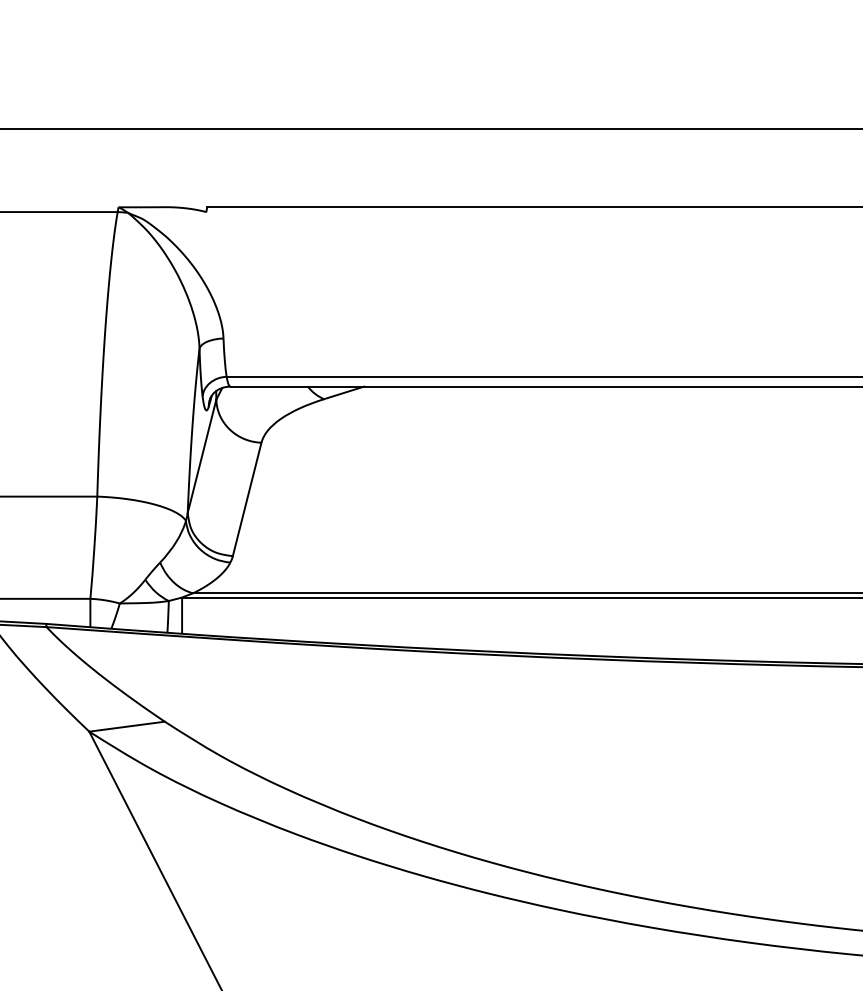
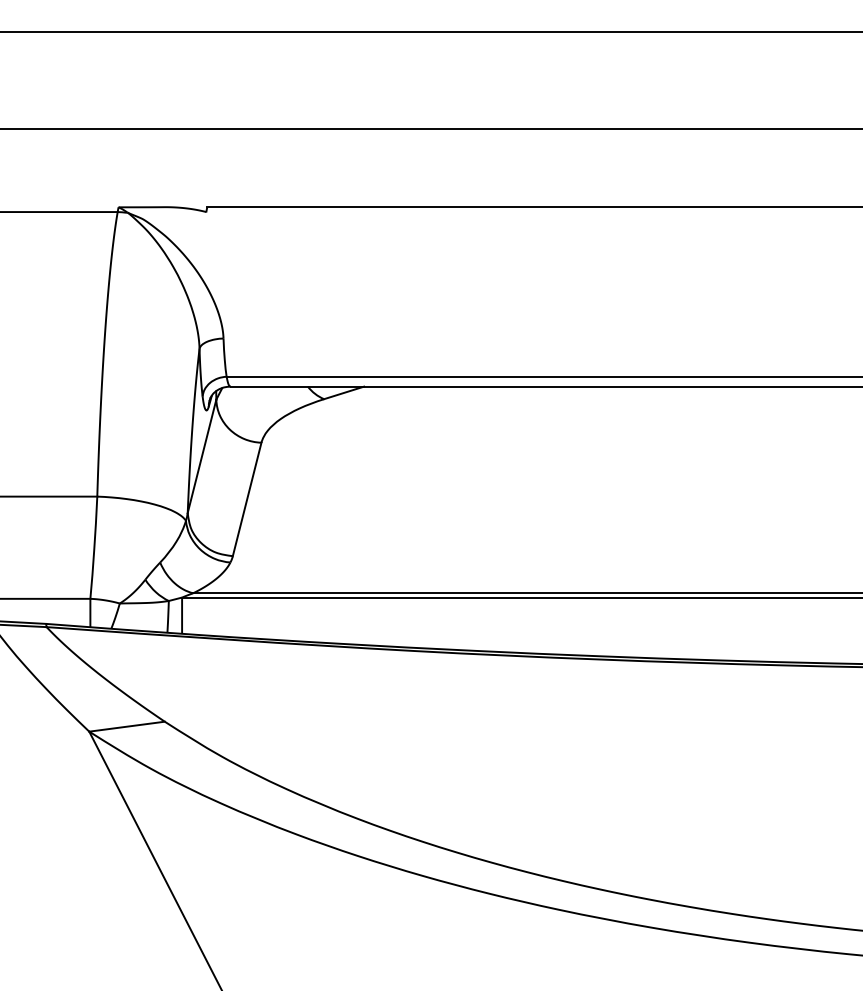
line: none -> present (430, 31)
